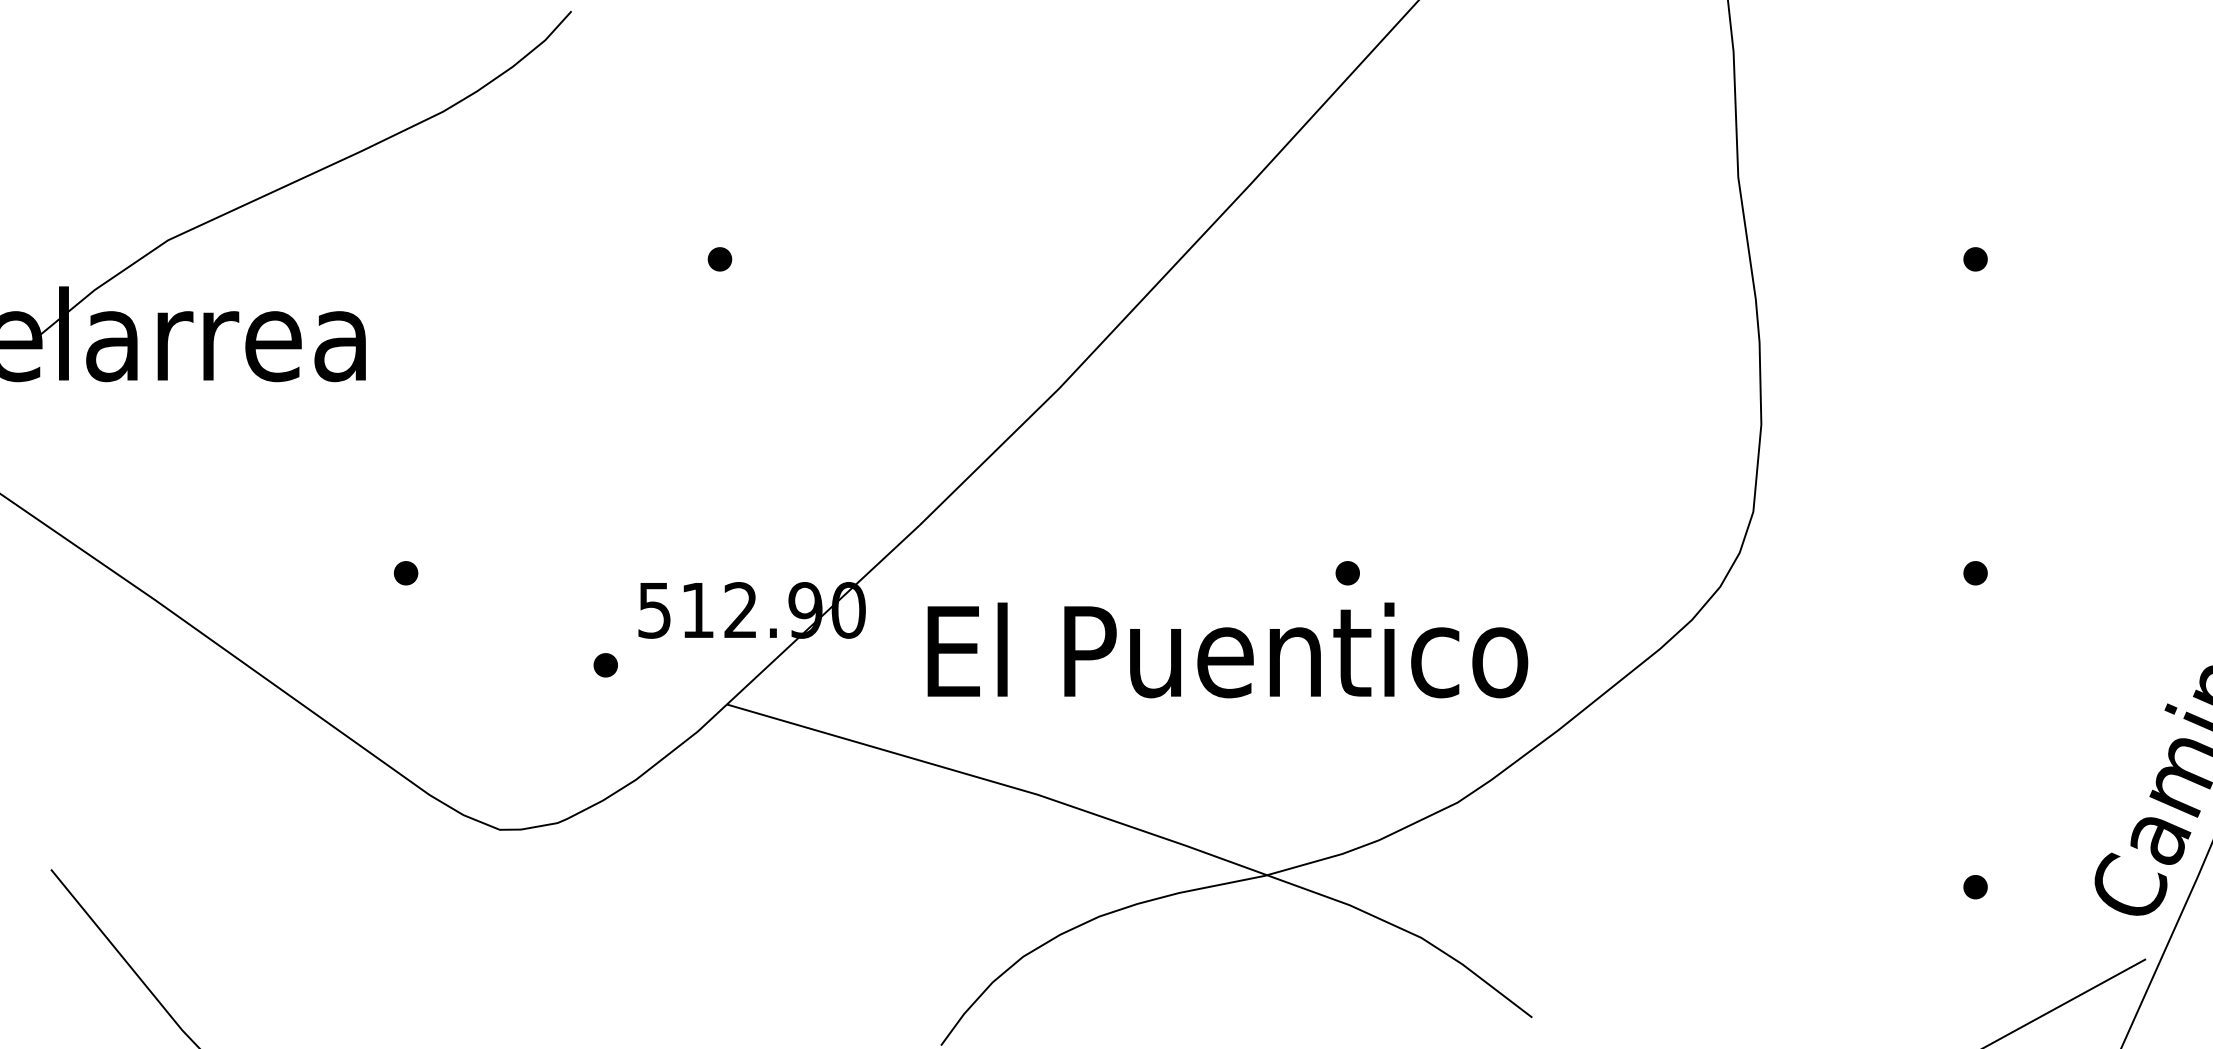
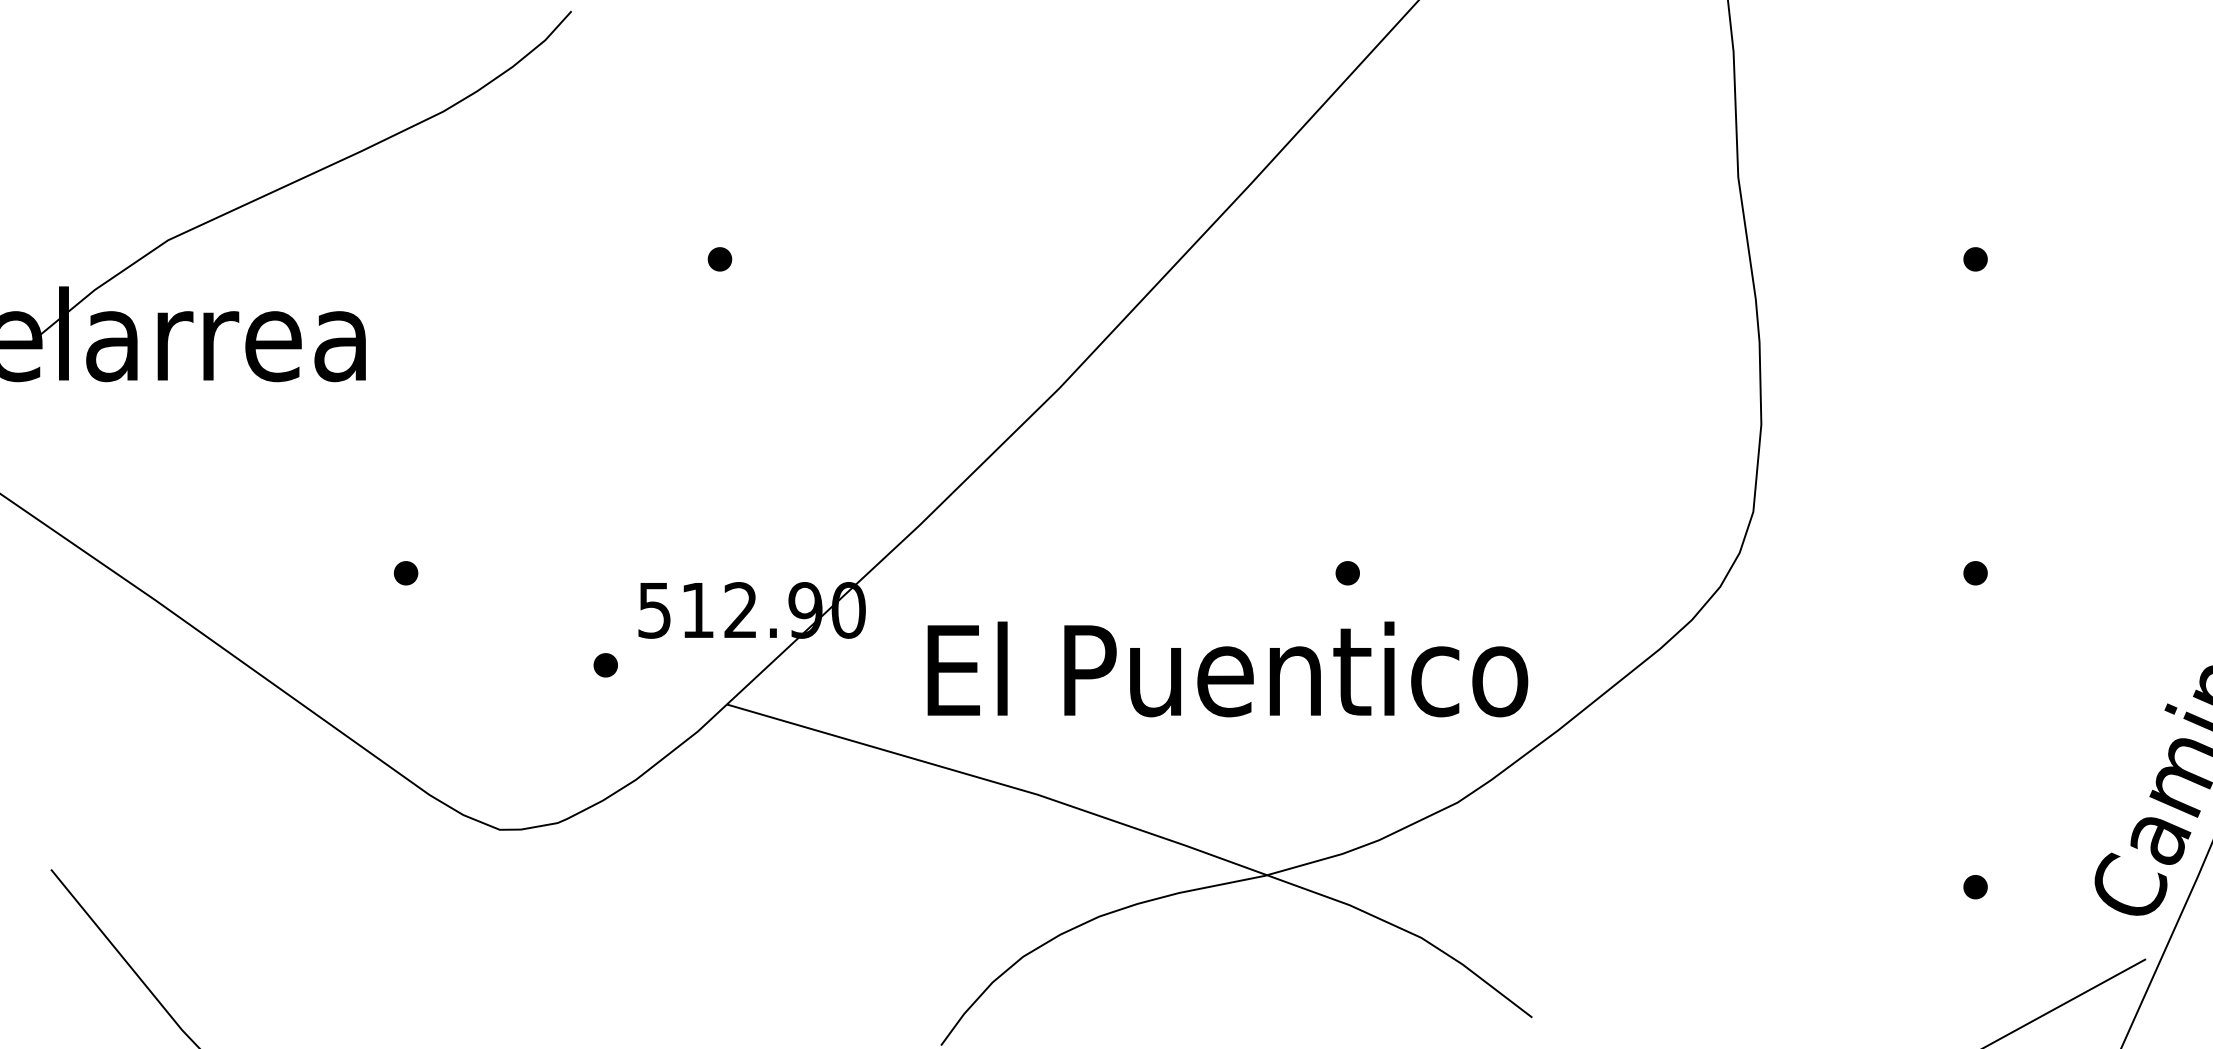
text position: (1227, 650) -> (1227, 669) (1227, 669)
